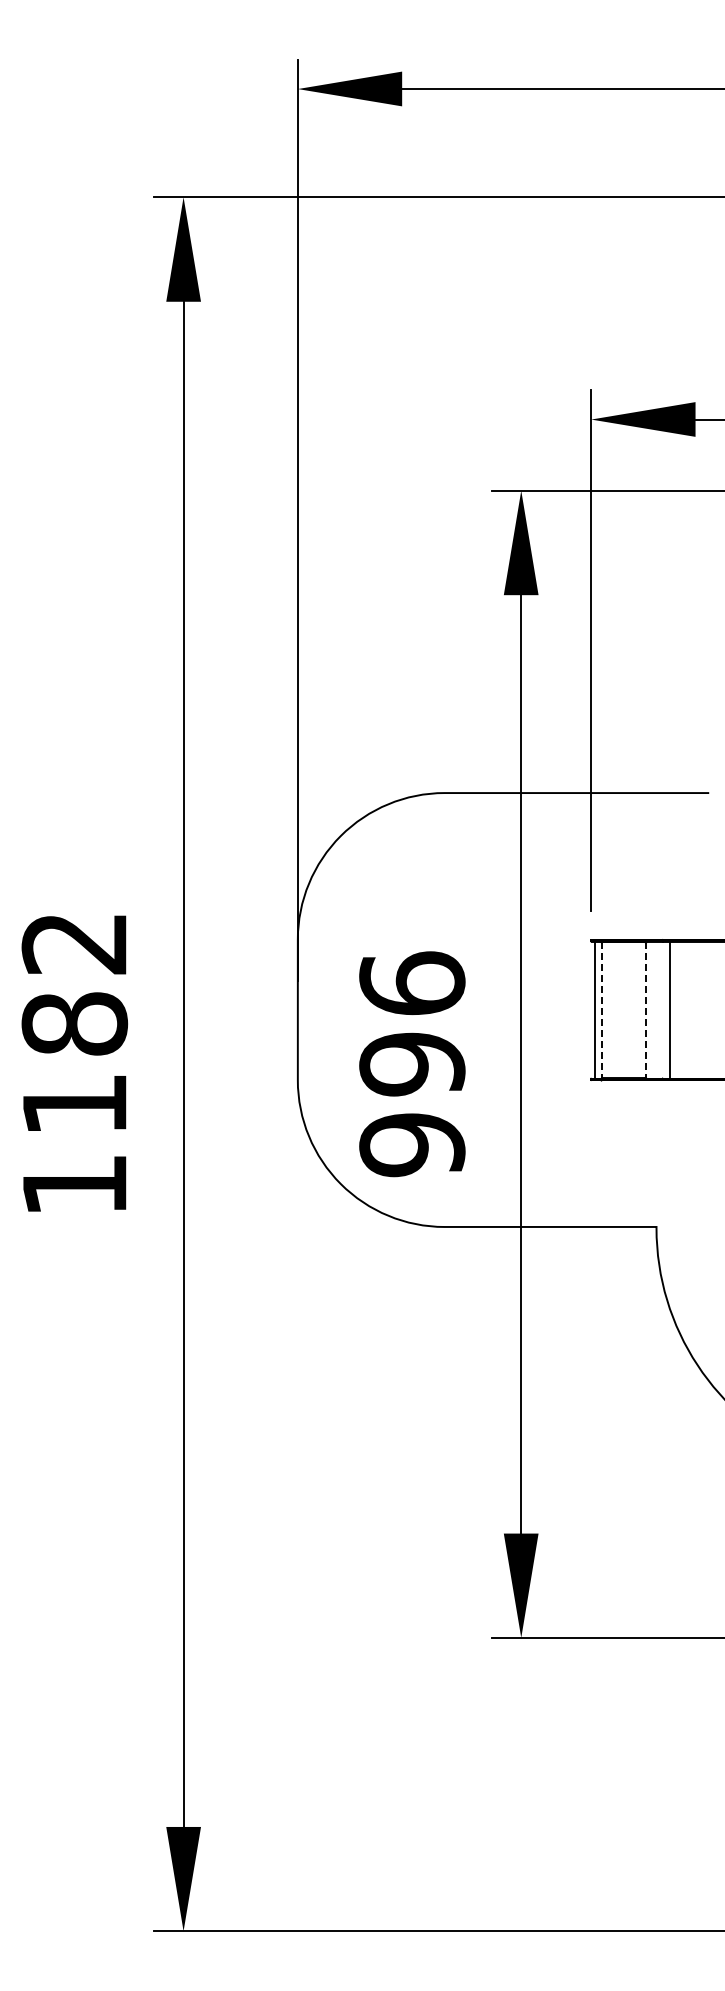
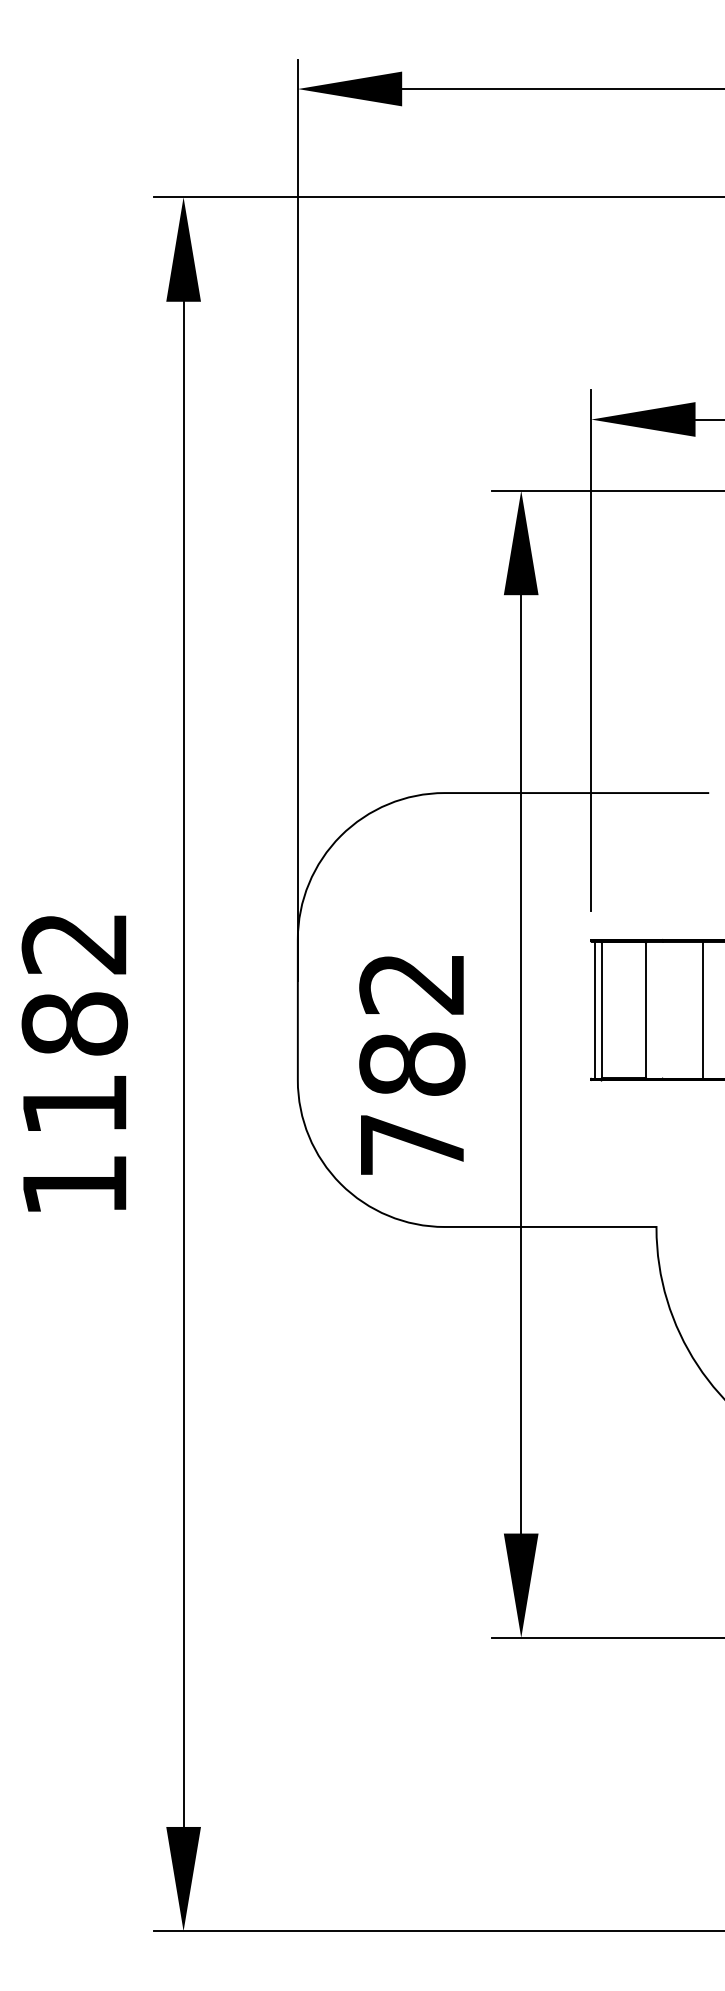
line position: (670, 1009) -> (703, 1009) (703, 1009)
line: dashed -> solid (601, 1010)
line: dashed -> solid (645, 1010)
text: 996 -> 782 (412, 1064)
